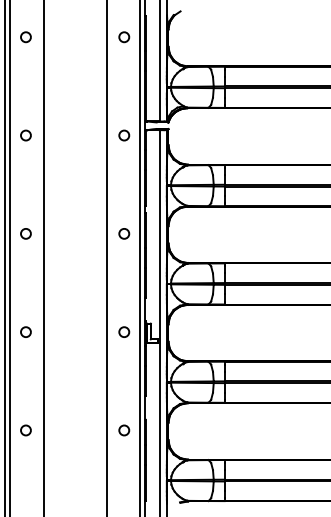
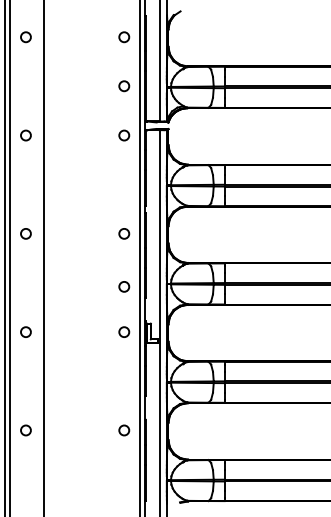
circle: none -> present (124, 86)
line: present -> none (106, 257)
circle: none -> present (124, 286)
